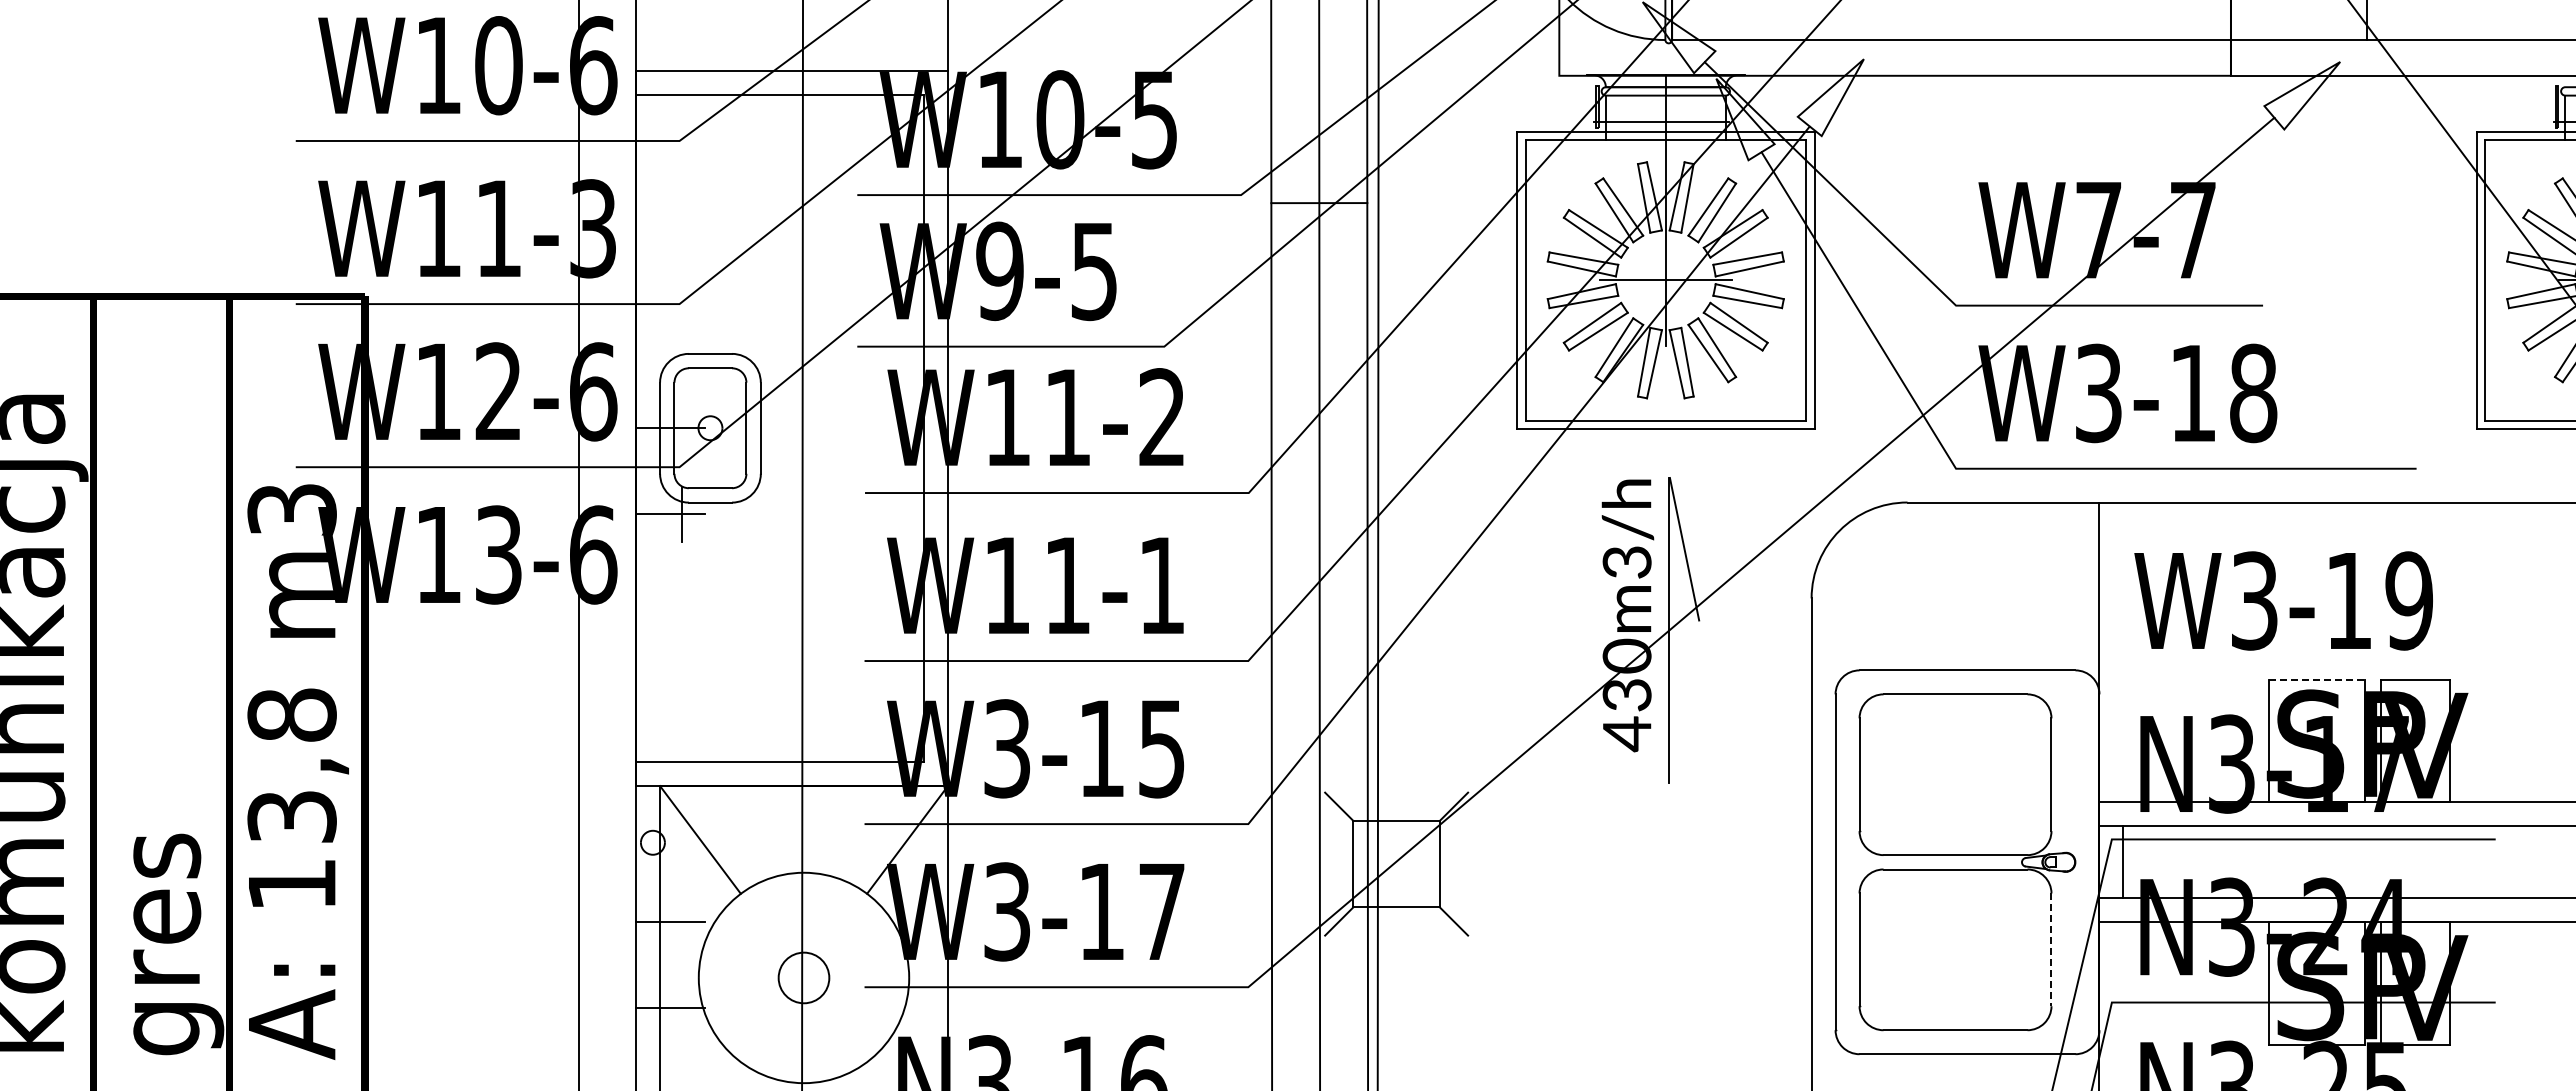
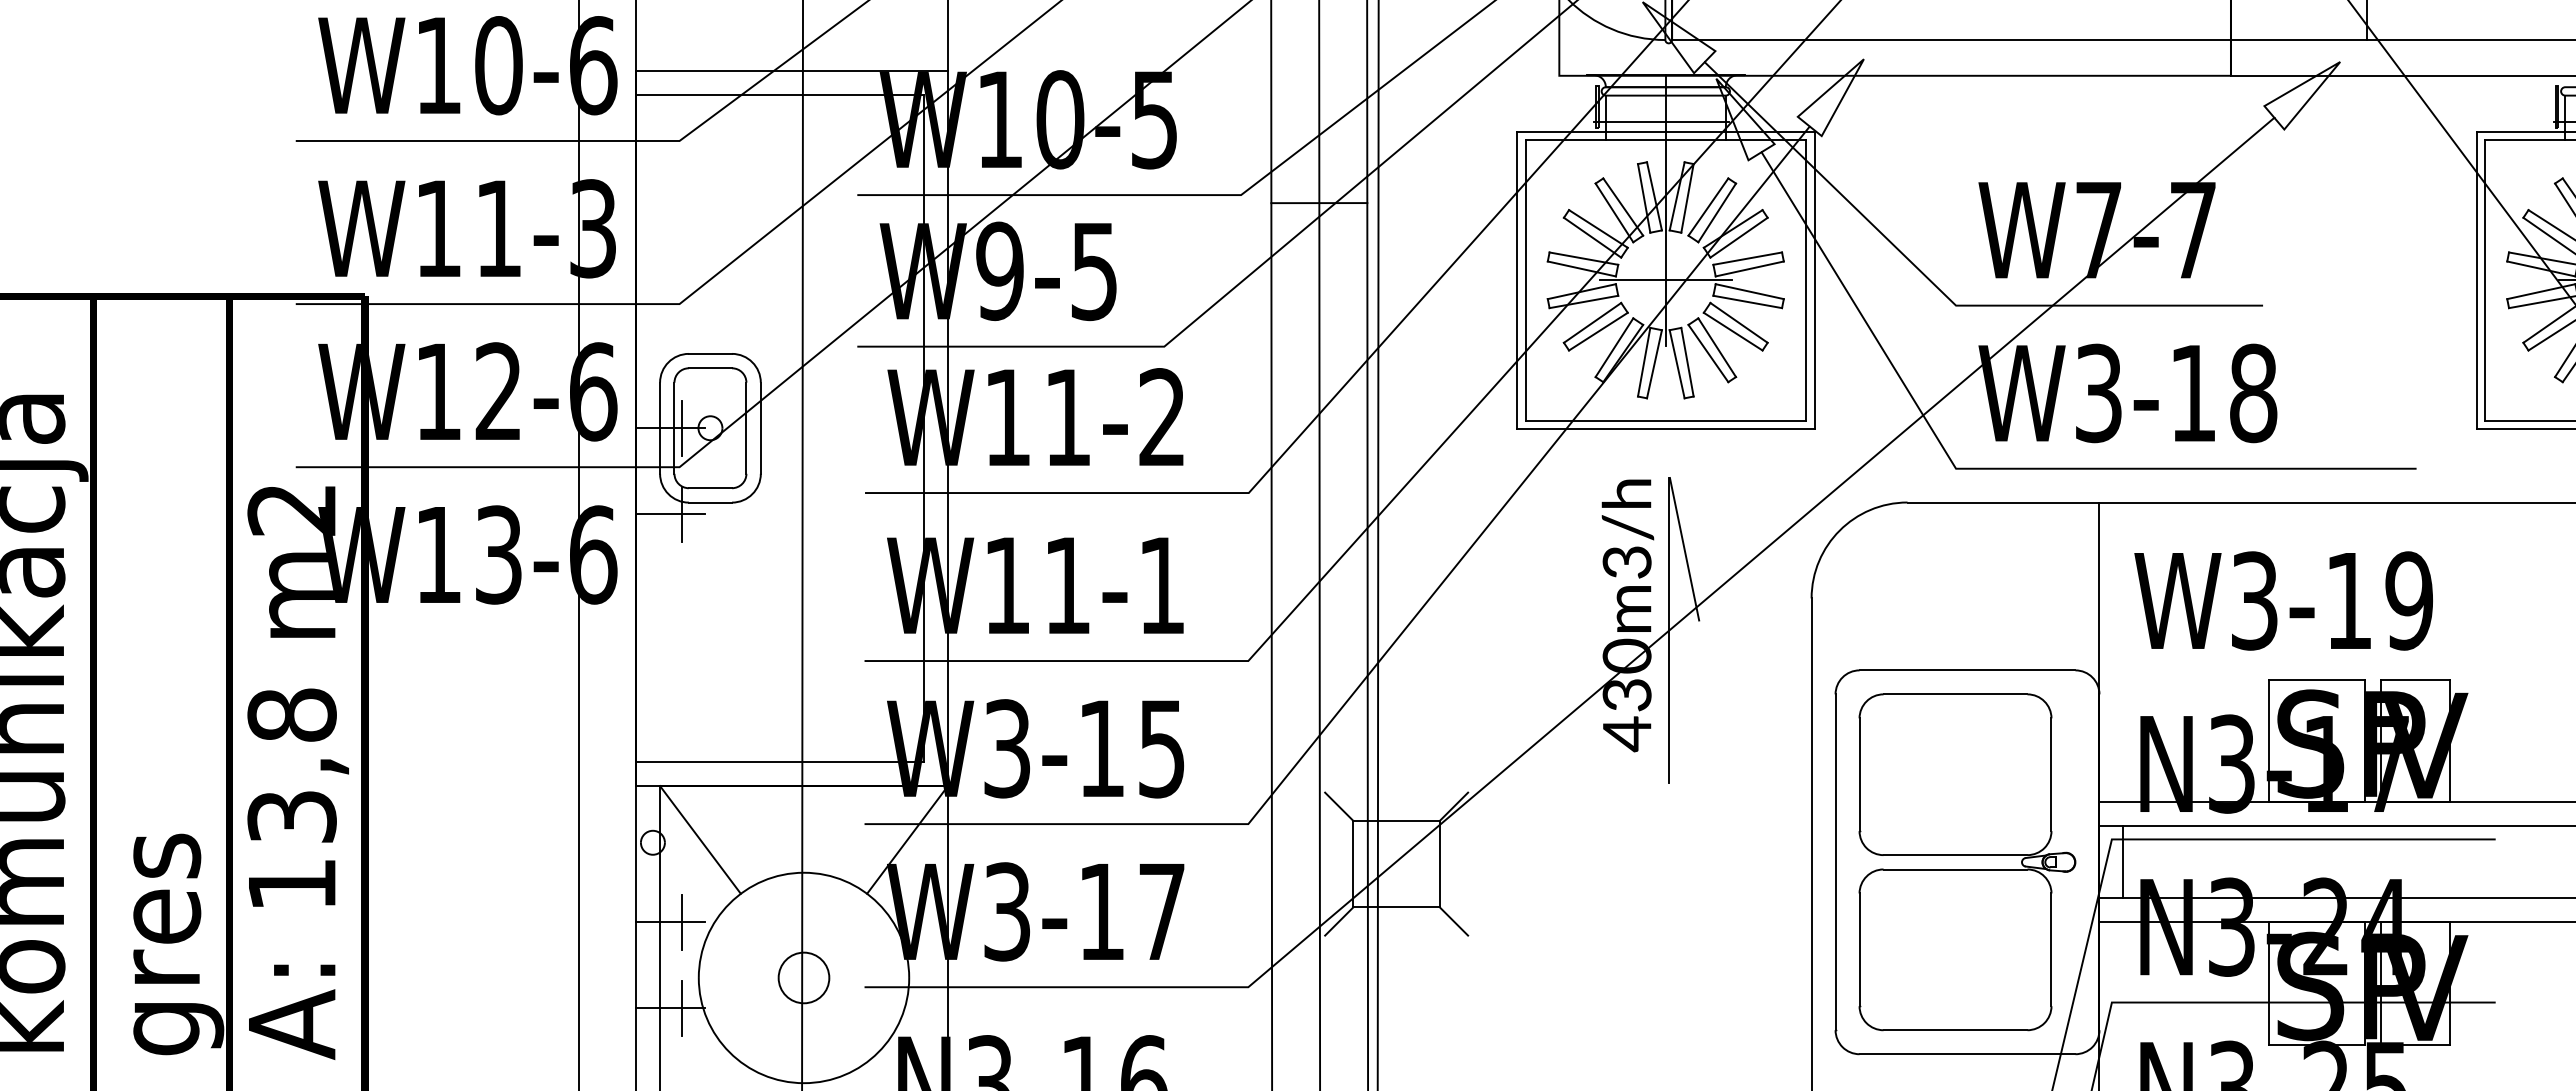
line: none -> present (681, 427)
text: m3 -> m2 (291, 509)
line: dashed -> solid (2317, 679)
line: none -> present (681, 921)
line: dashed -> solid (2051, 950)
line: none -> present (681, 1008)
